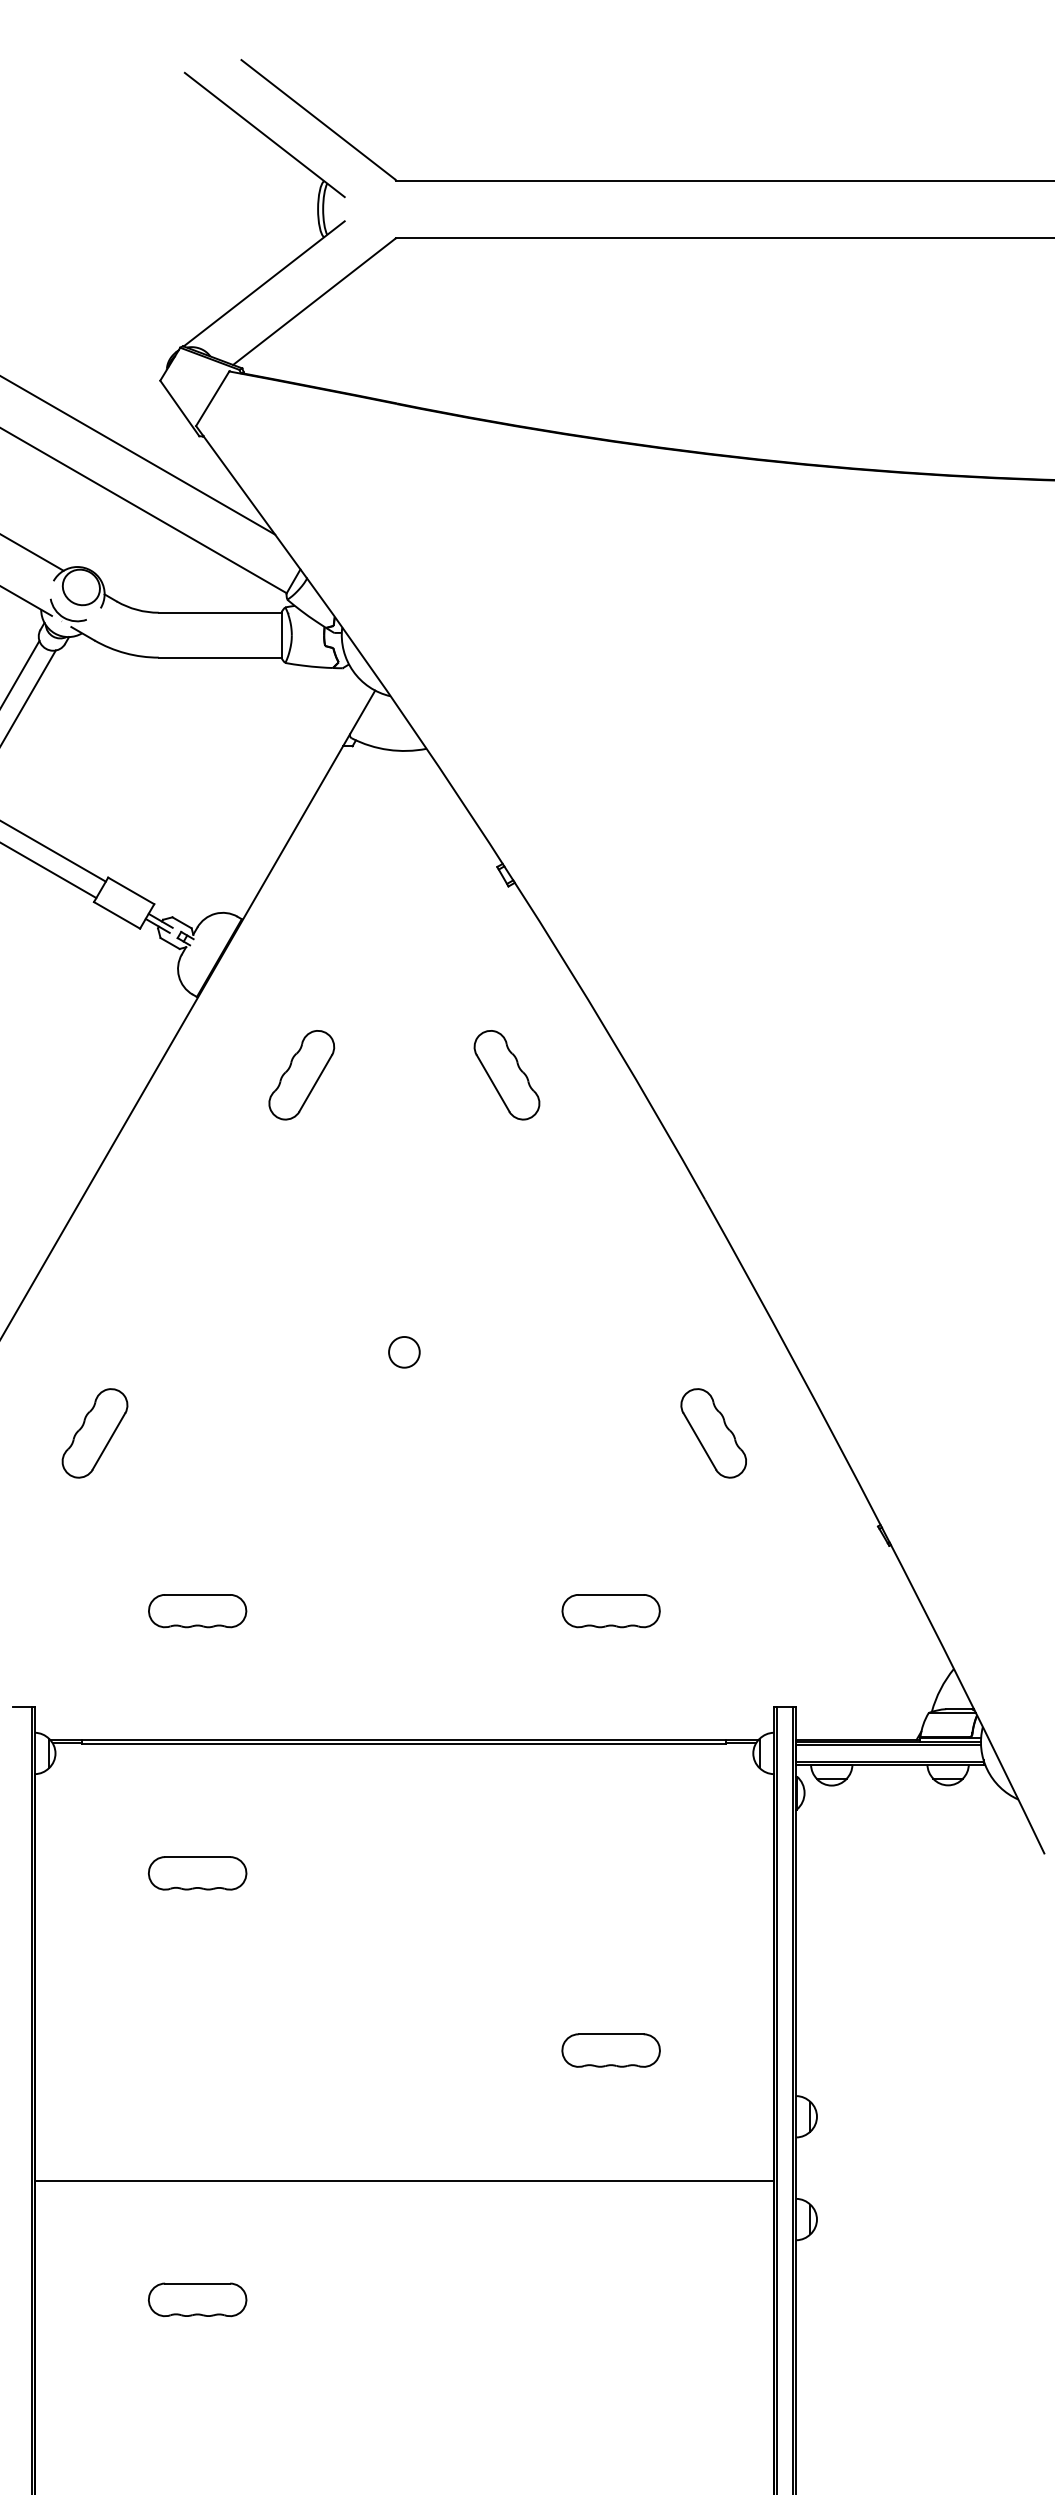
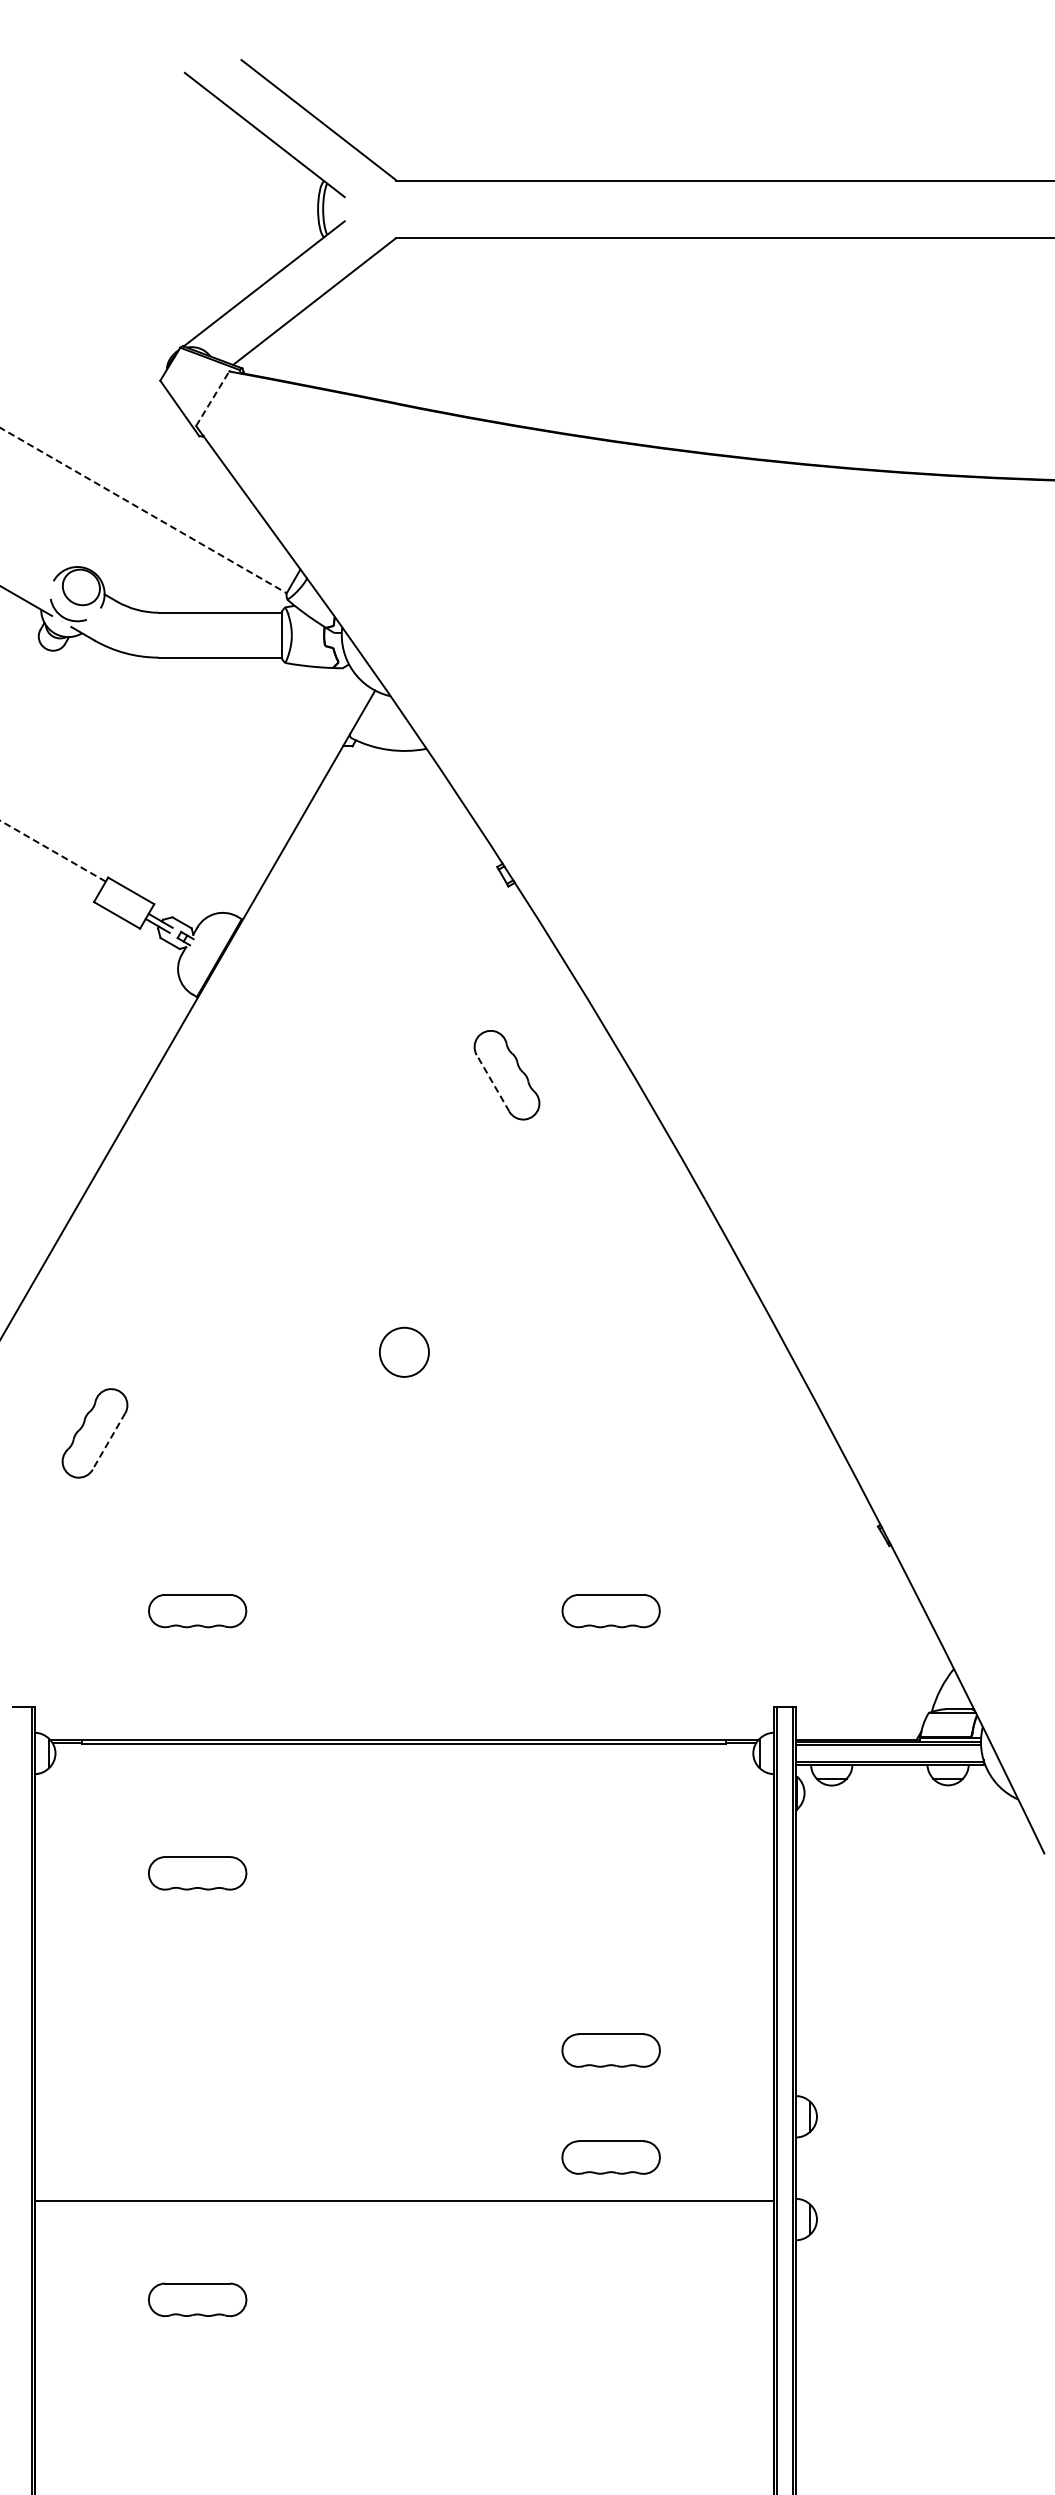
line: solid -> dashed (212, 398)
line: present -> none (138, 455)
line: solid -> dashed (143, 510)
line: present -> none (32, 552)
line: present -> none (20, 672)
line: present -> none (28, 696)
line: solid -> dashed (53, 851)
line: present -> none (49, 870)
part: present -> none (301, 1075)
line: solid -> dashed (492, 1082)
circle diameter: 31 px -> 49 px (403, 1351)
part: present -> none (713, 1433)
line: solid -> dashed (108, 1441)
part: none -> present (610, 2157)
line position: (404, 2180) -> (404, 2200) (404, 2200)
